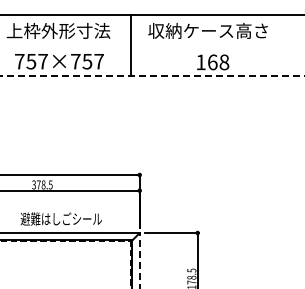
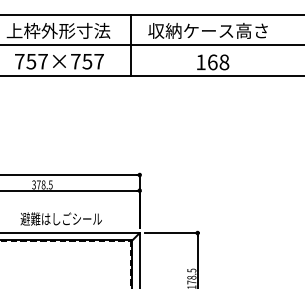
line: none -> present (151, 45)
line: dashed -> solid (152, 76)
line: dashed -> solid (139, 260)
